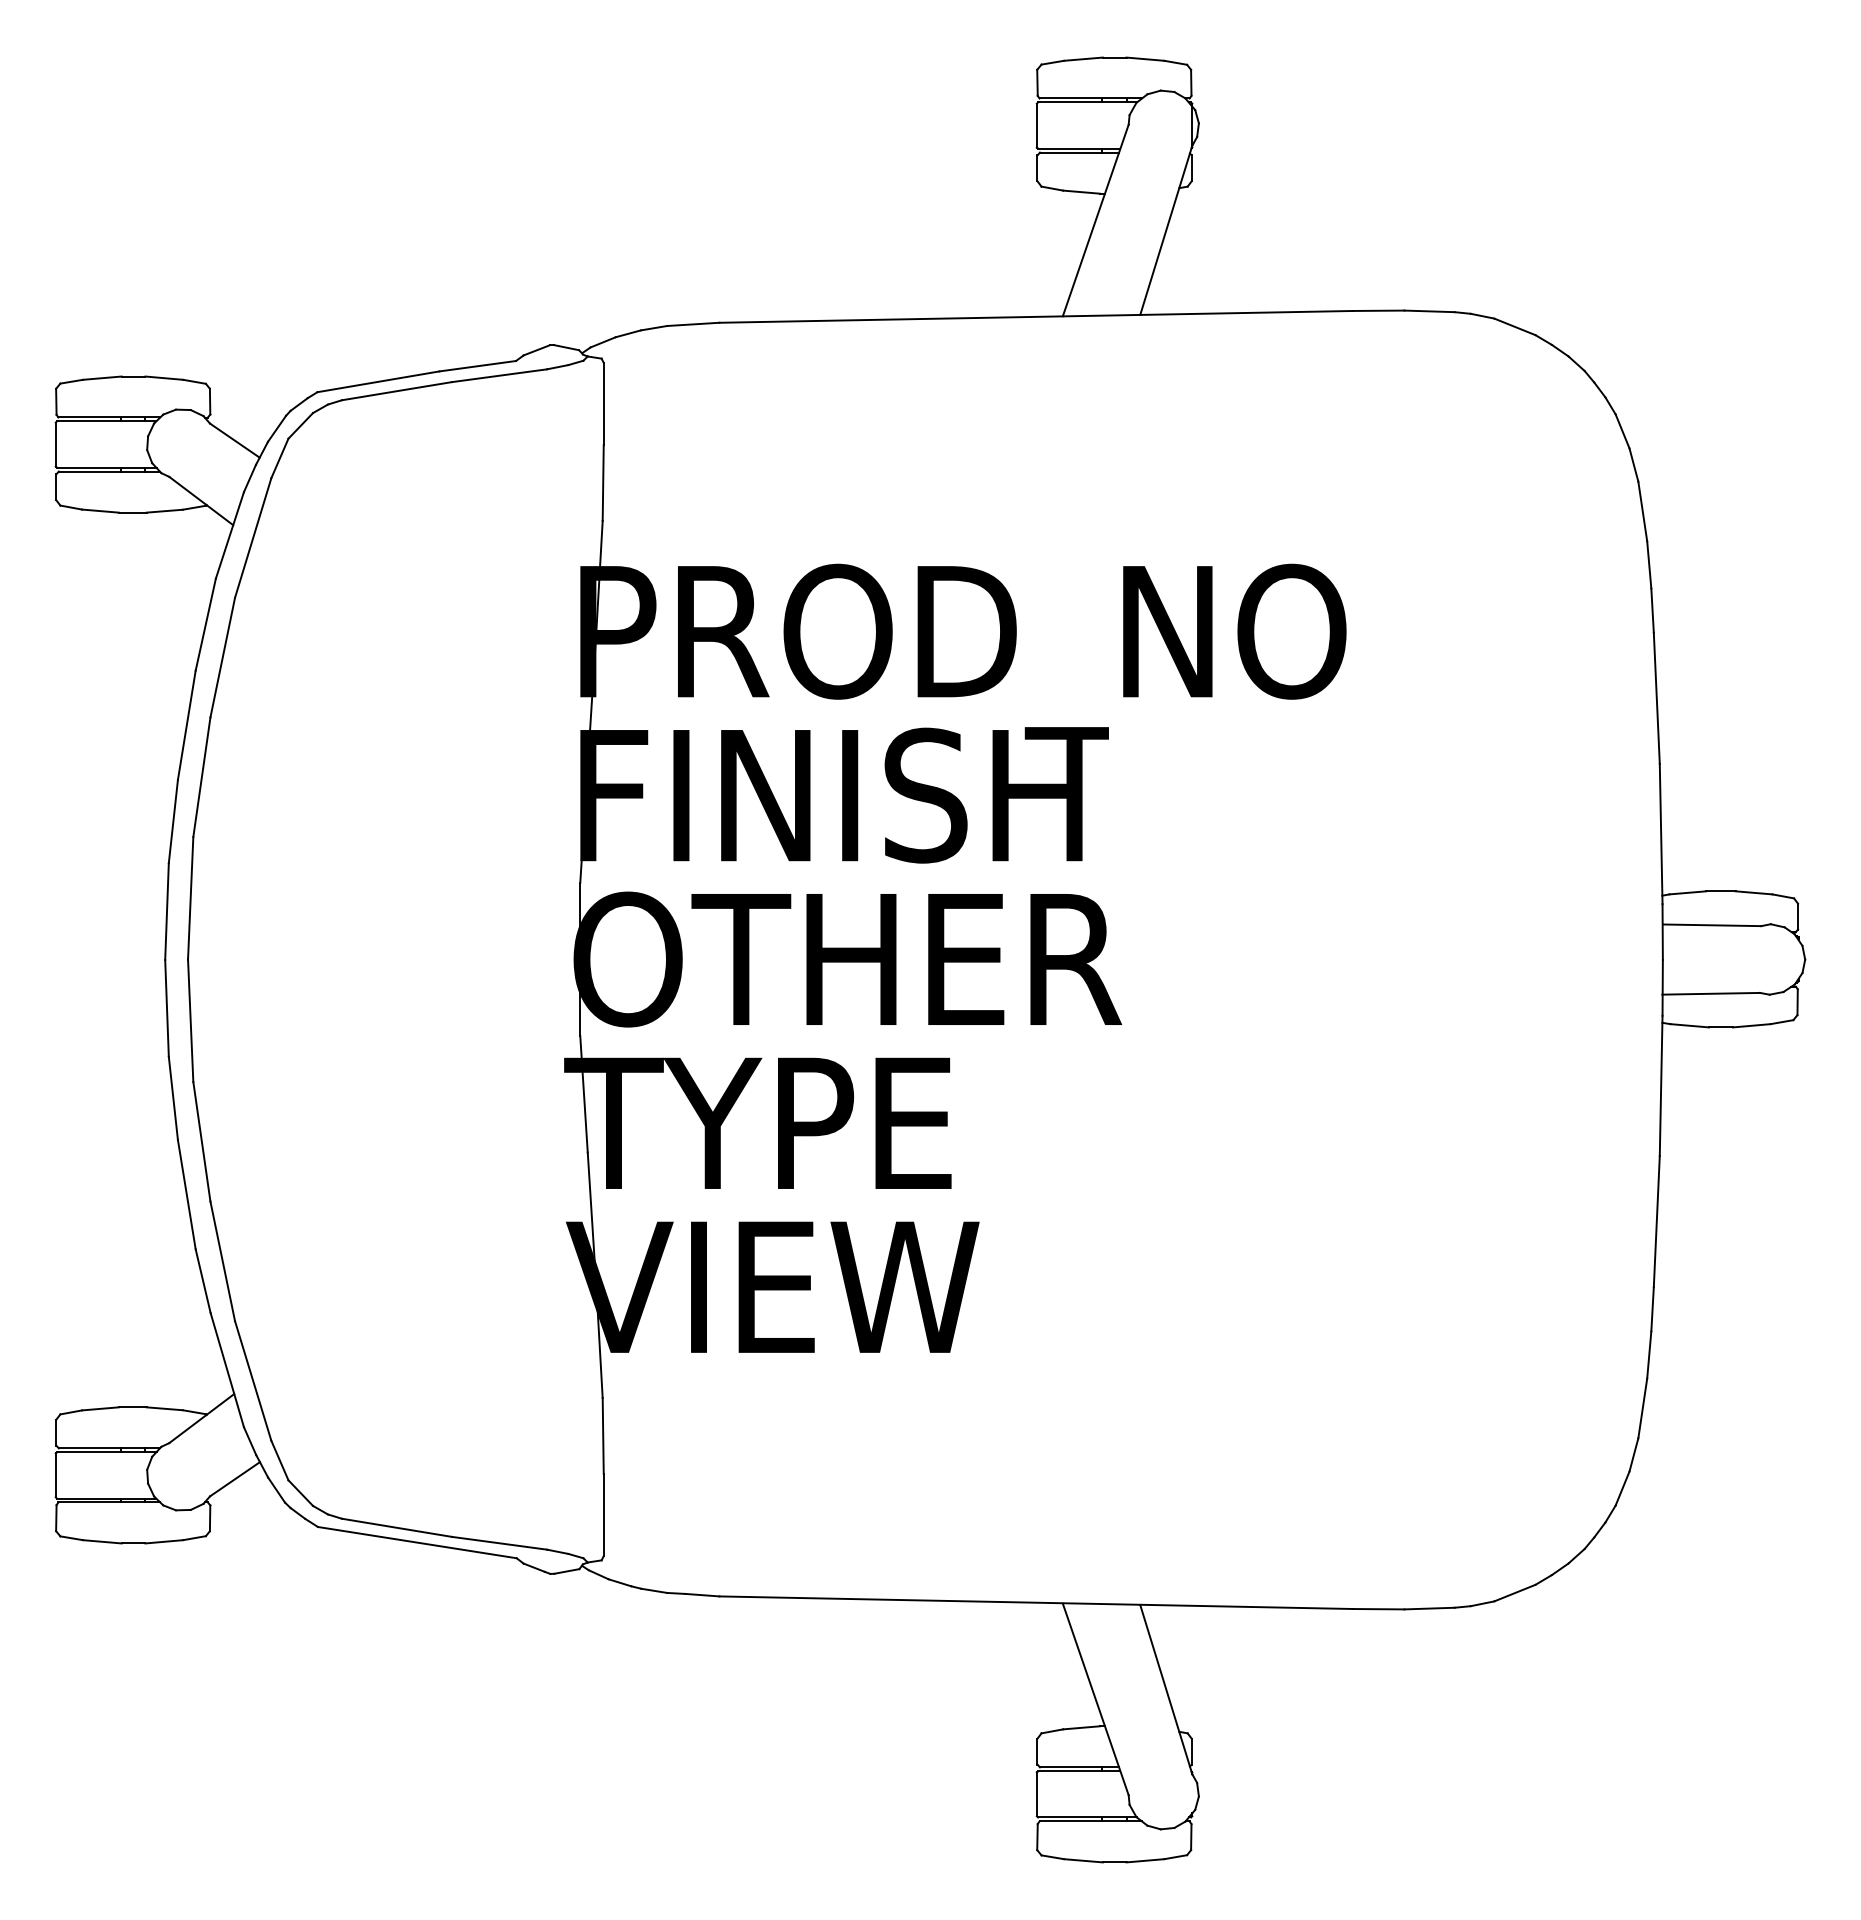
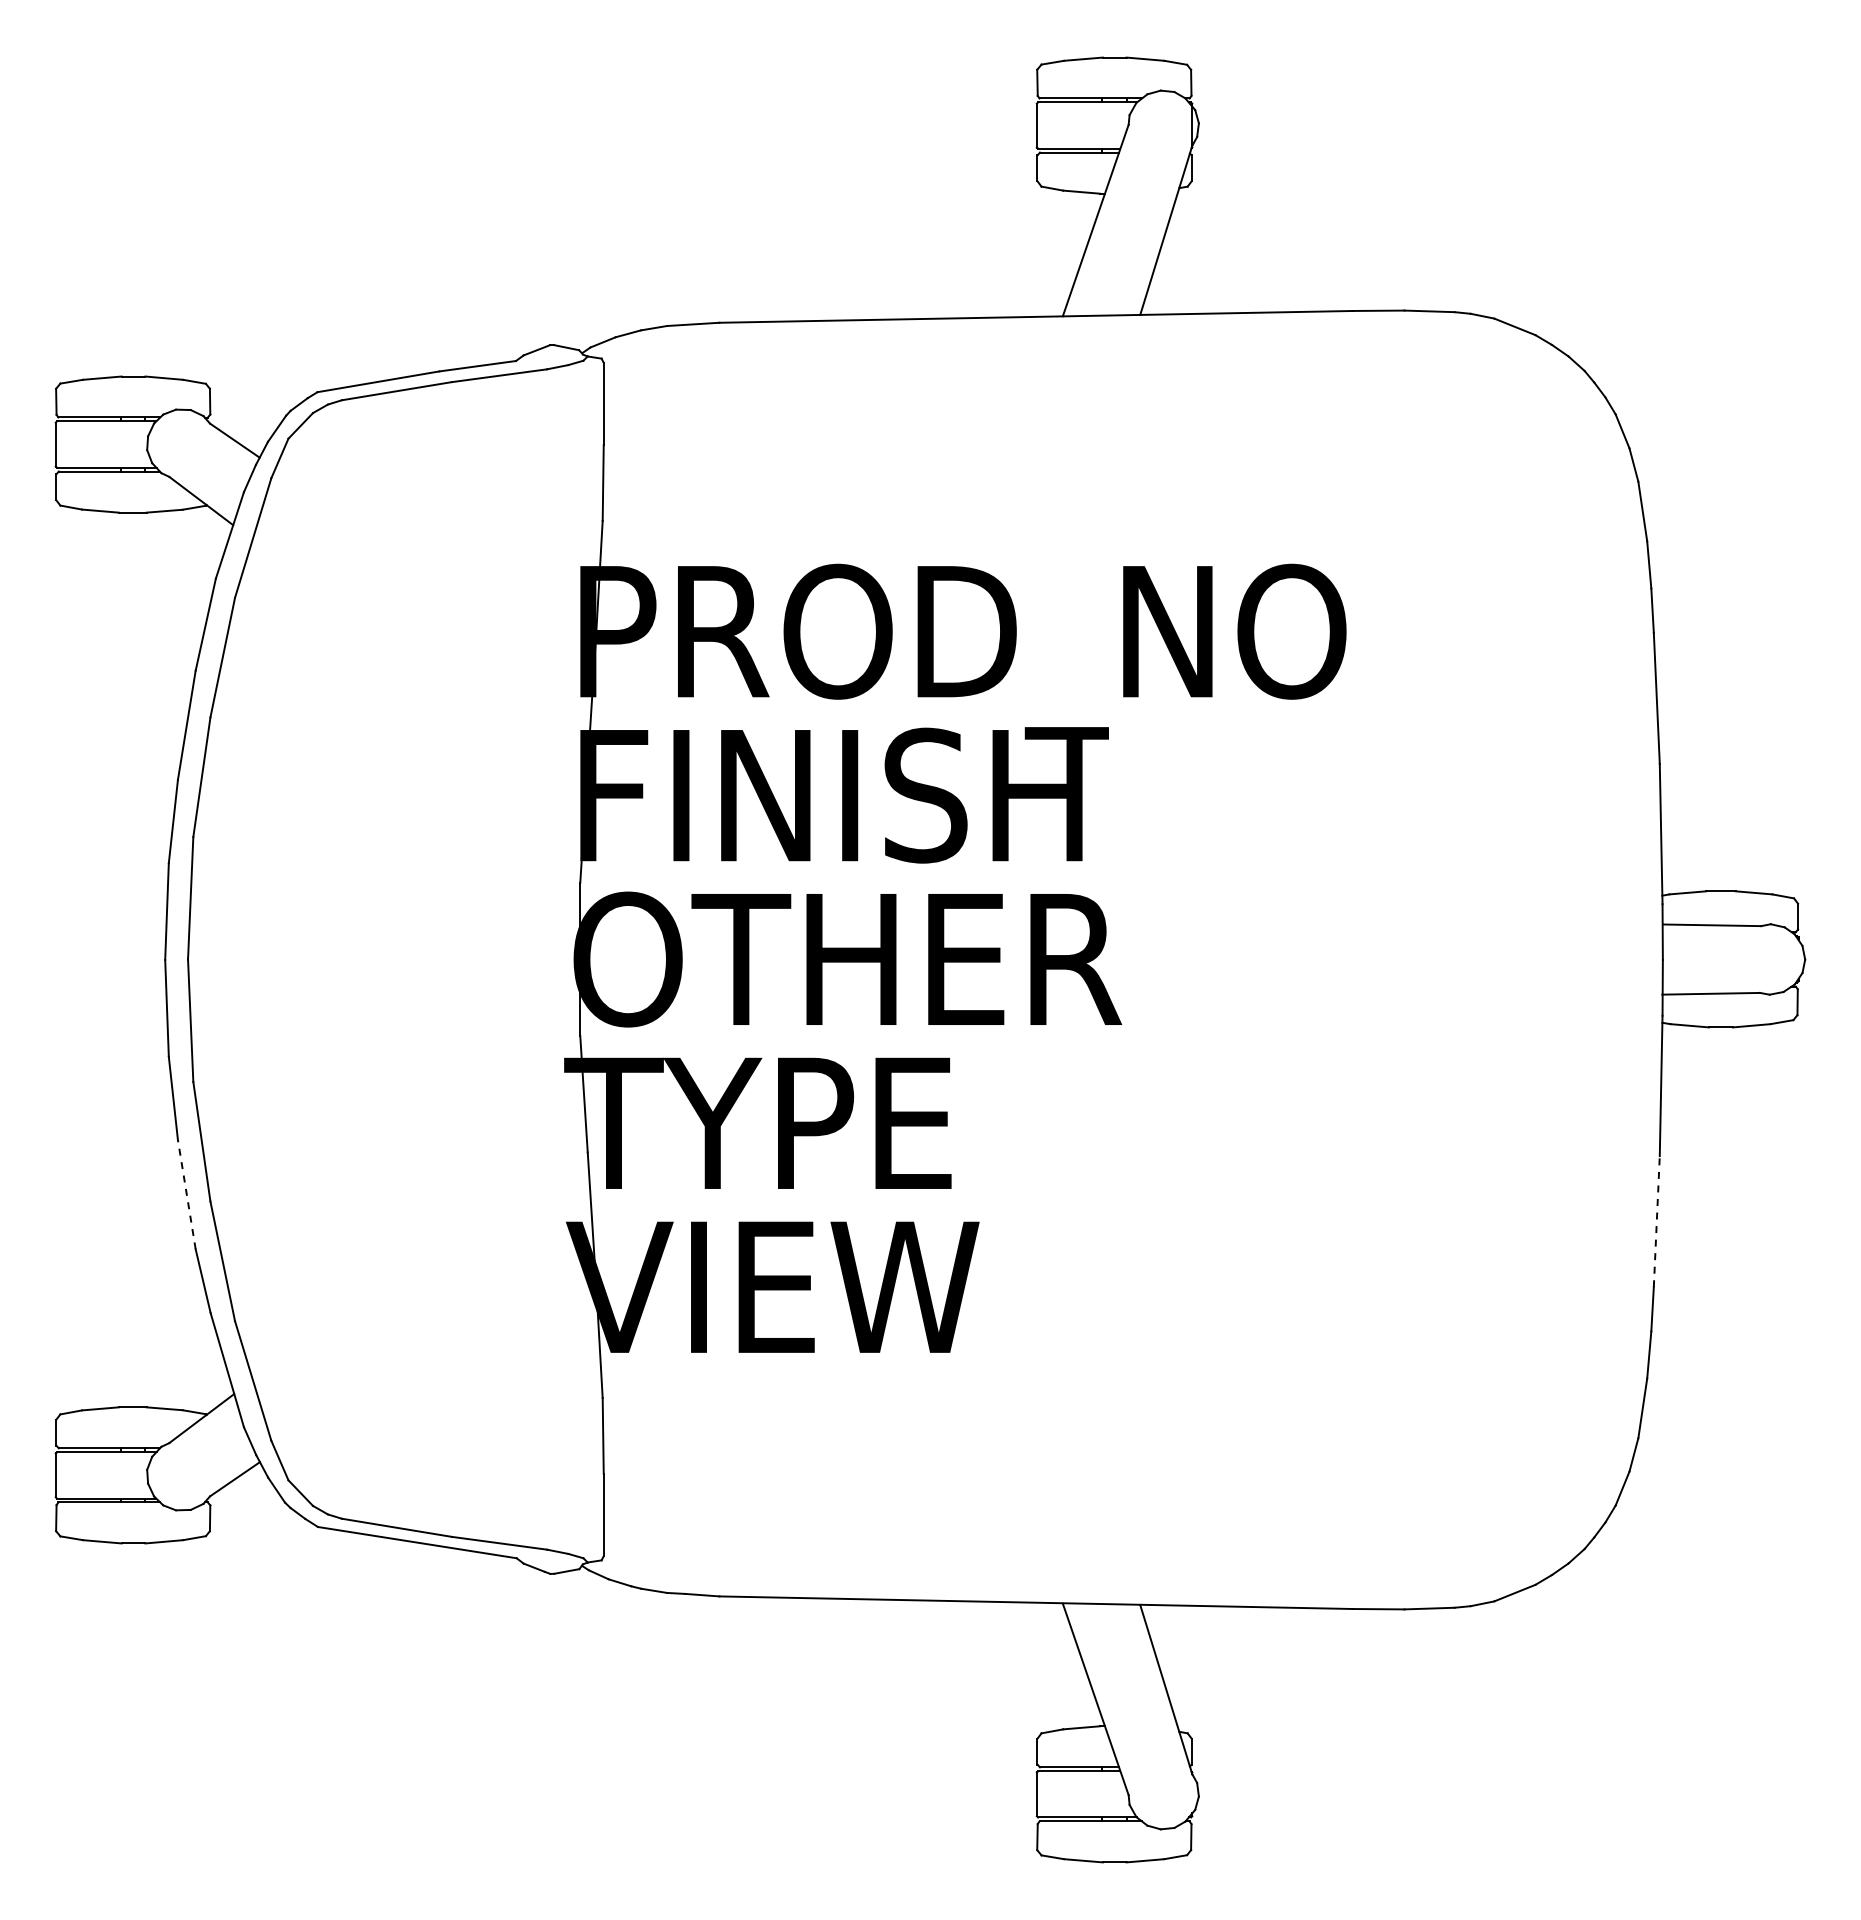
line: solid -> dashed (186, 1194)
line: solid -> dashed (1656, 1221)
